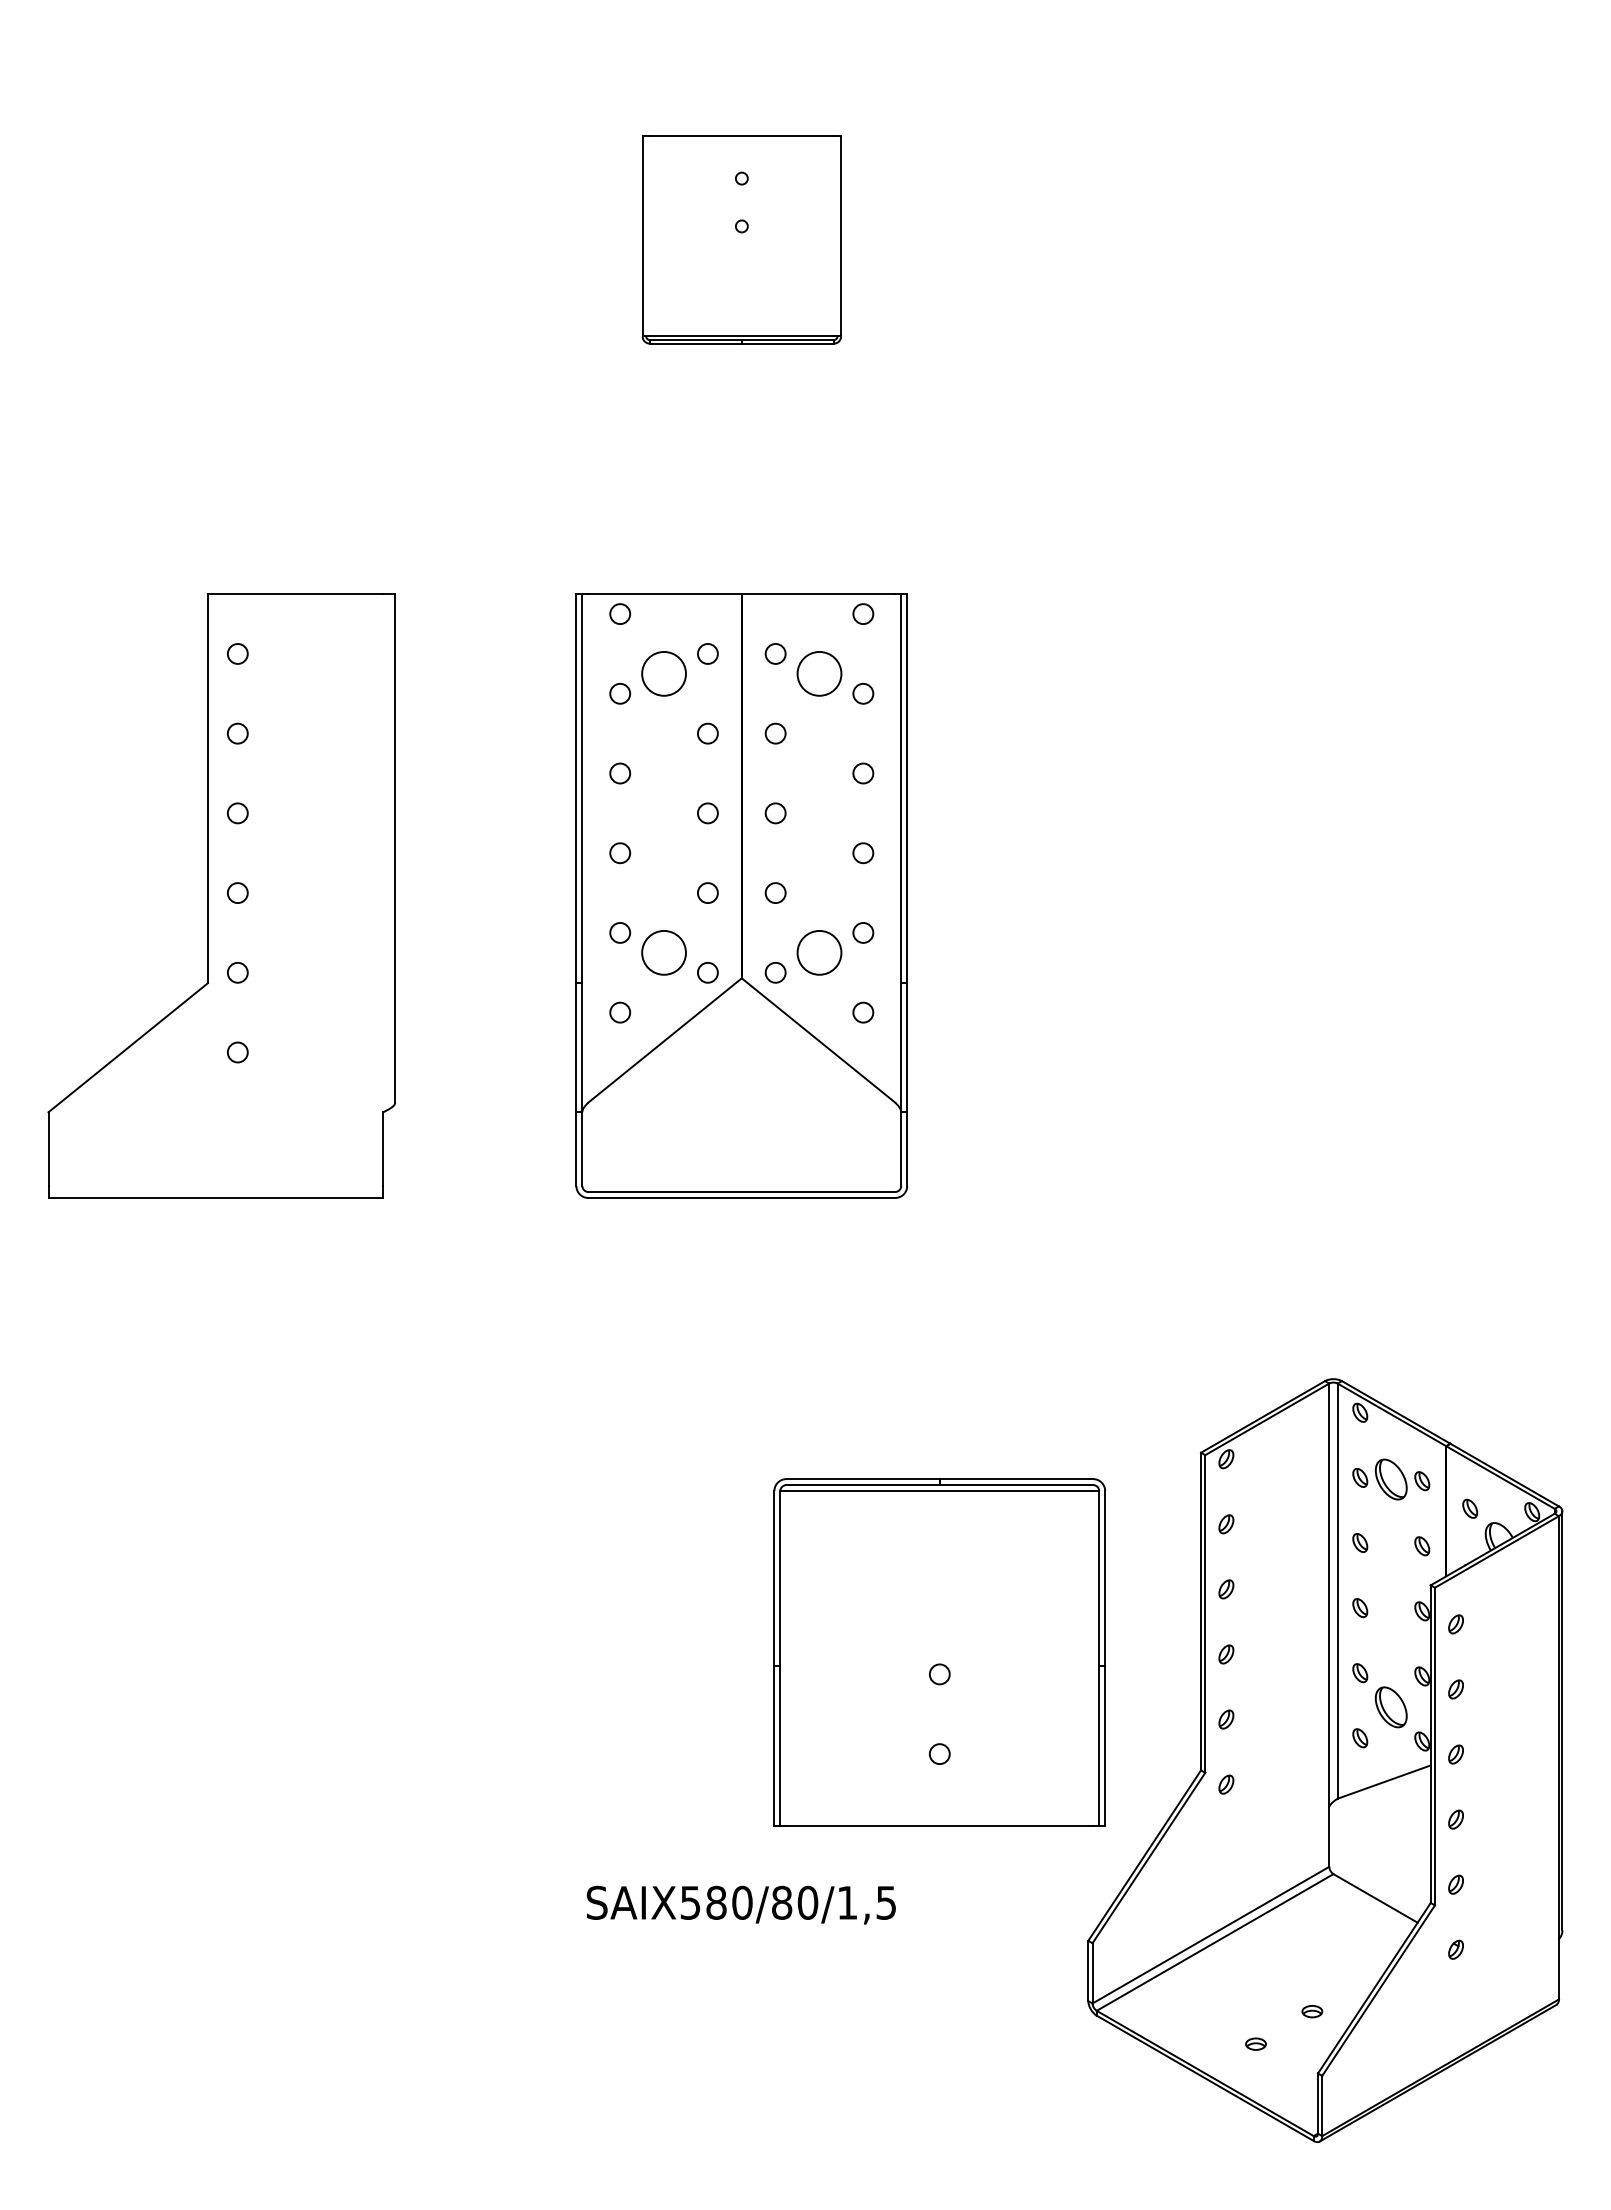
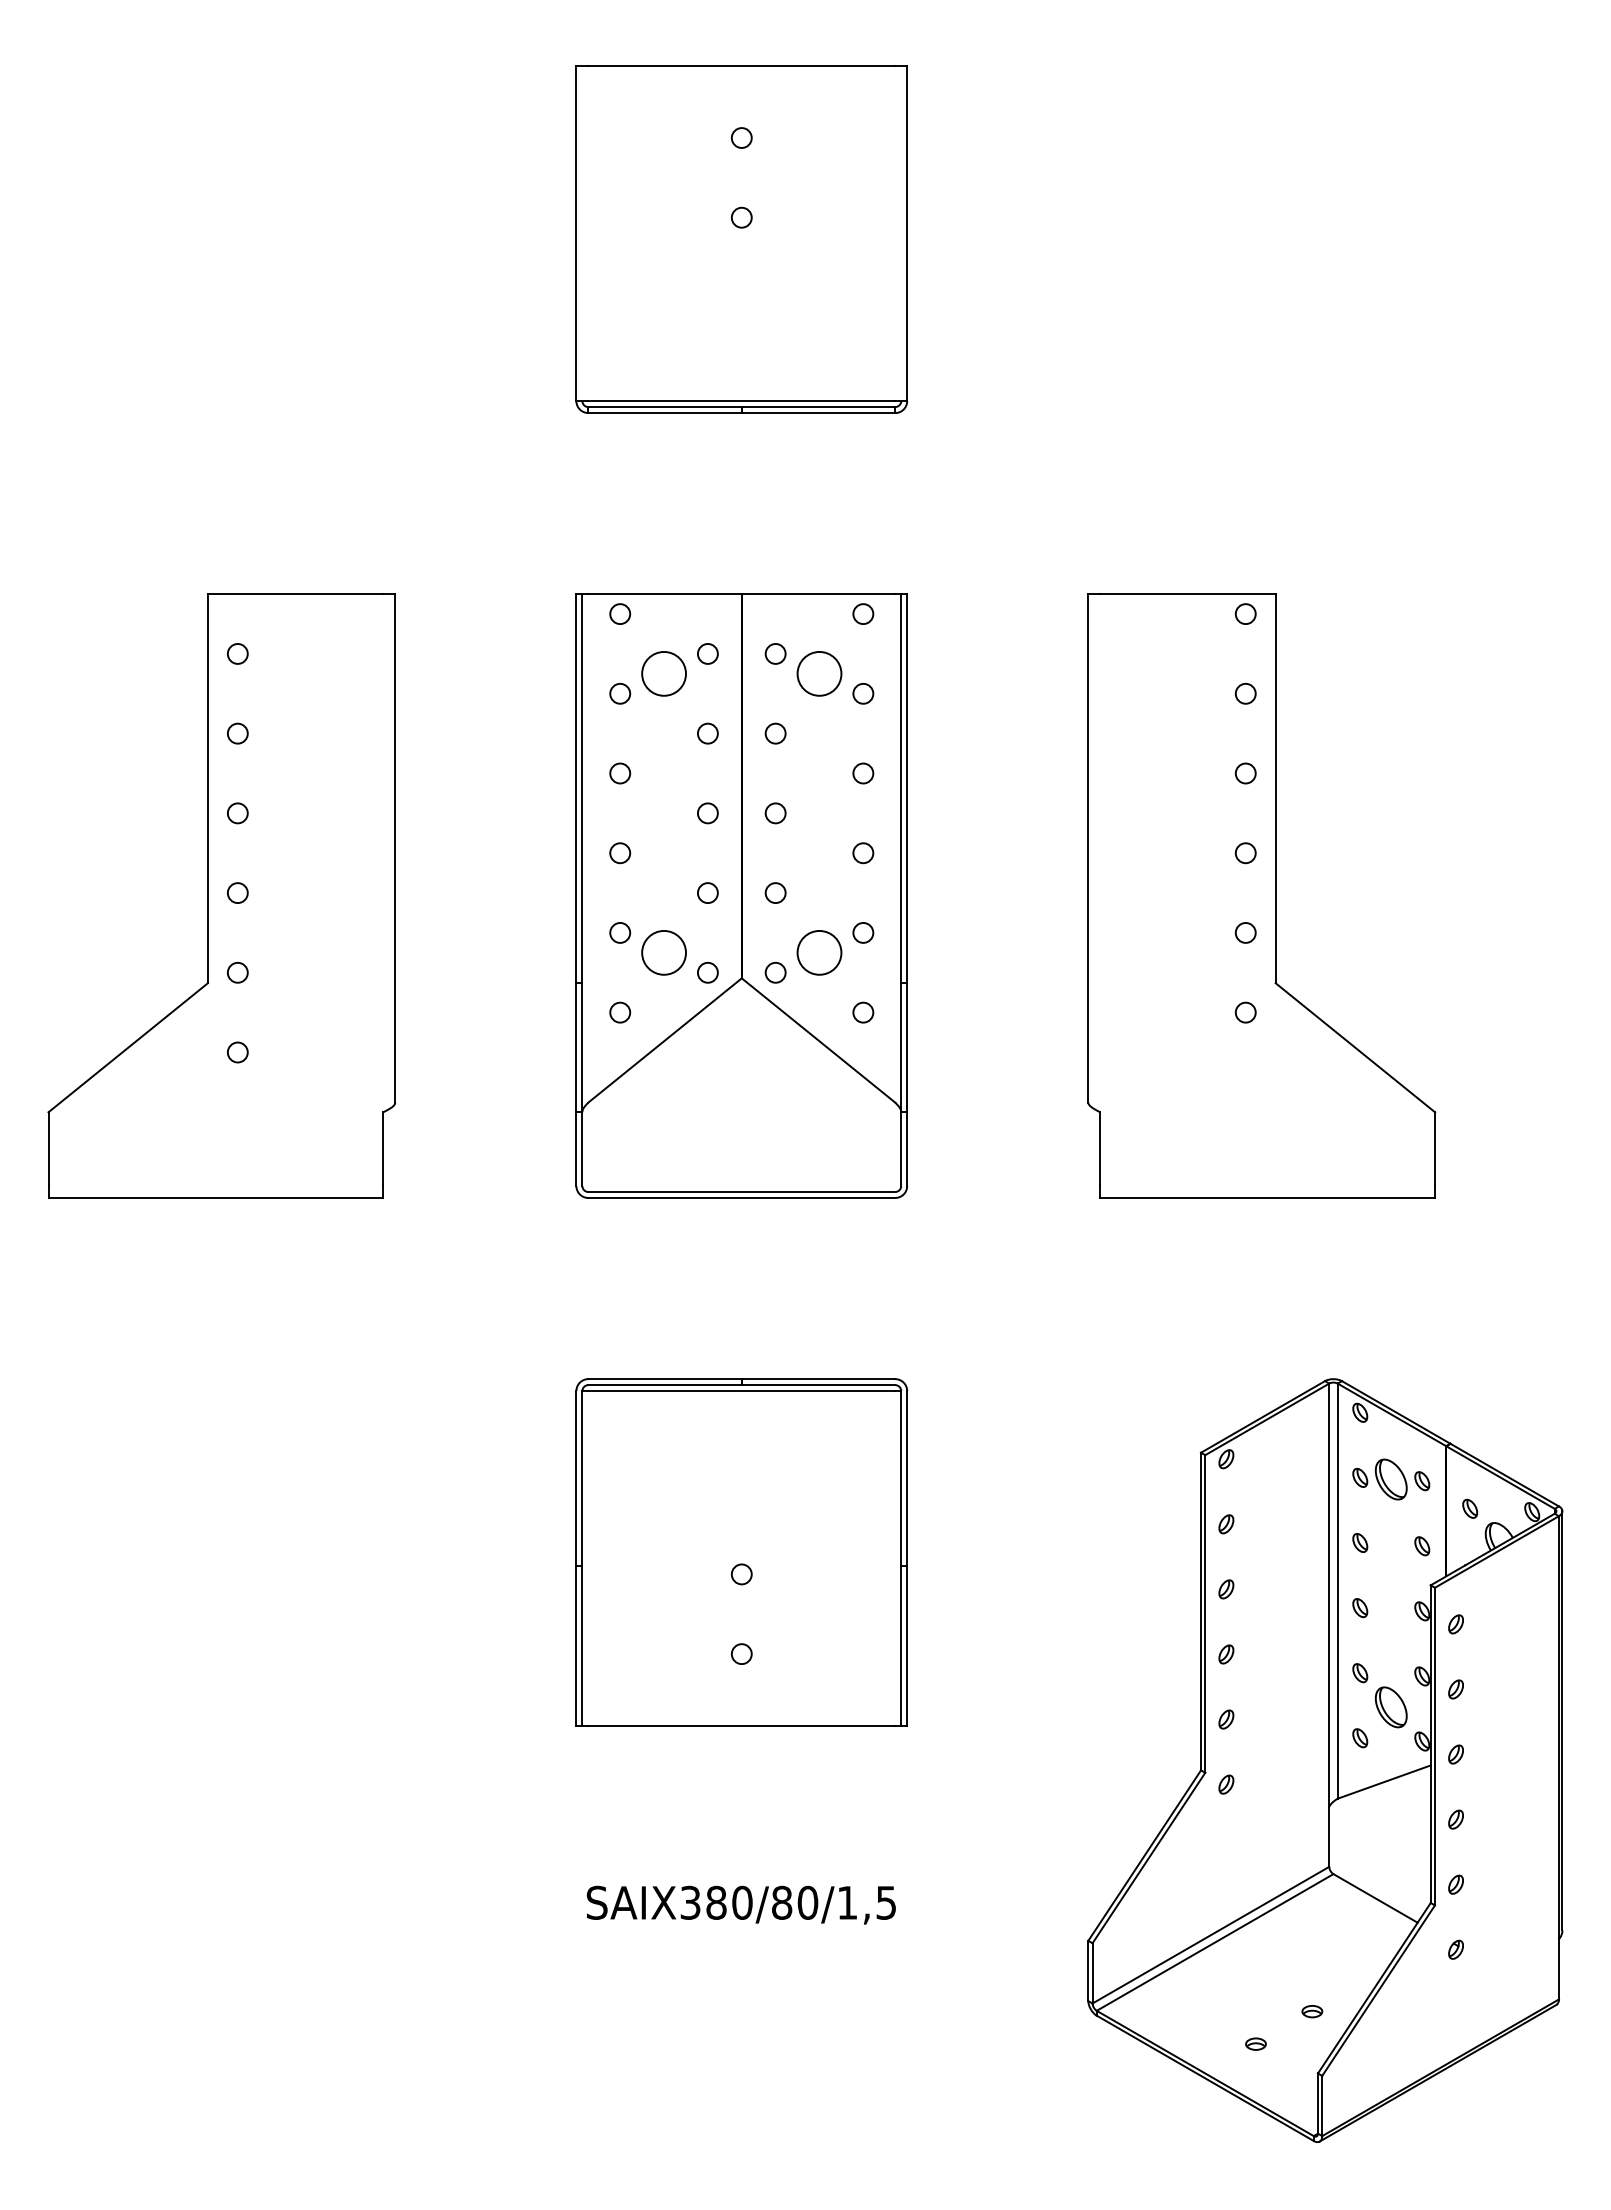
part size: 201x210 px -> 334x349 px (741, 239)
part: none -> present (1261, 895)
part position: (939, 1652) -> (741, 1552) (741, 1552)
text: SAIX580/80/1,5 -> SAIX380/80/1,5 (690, 1902)
